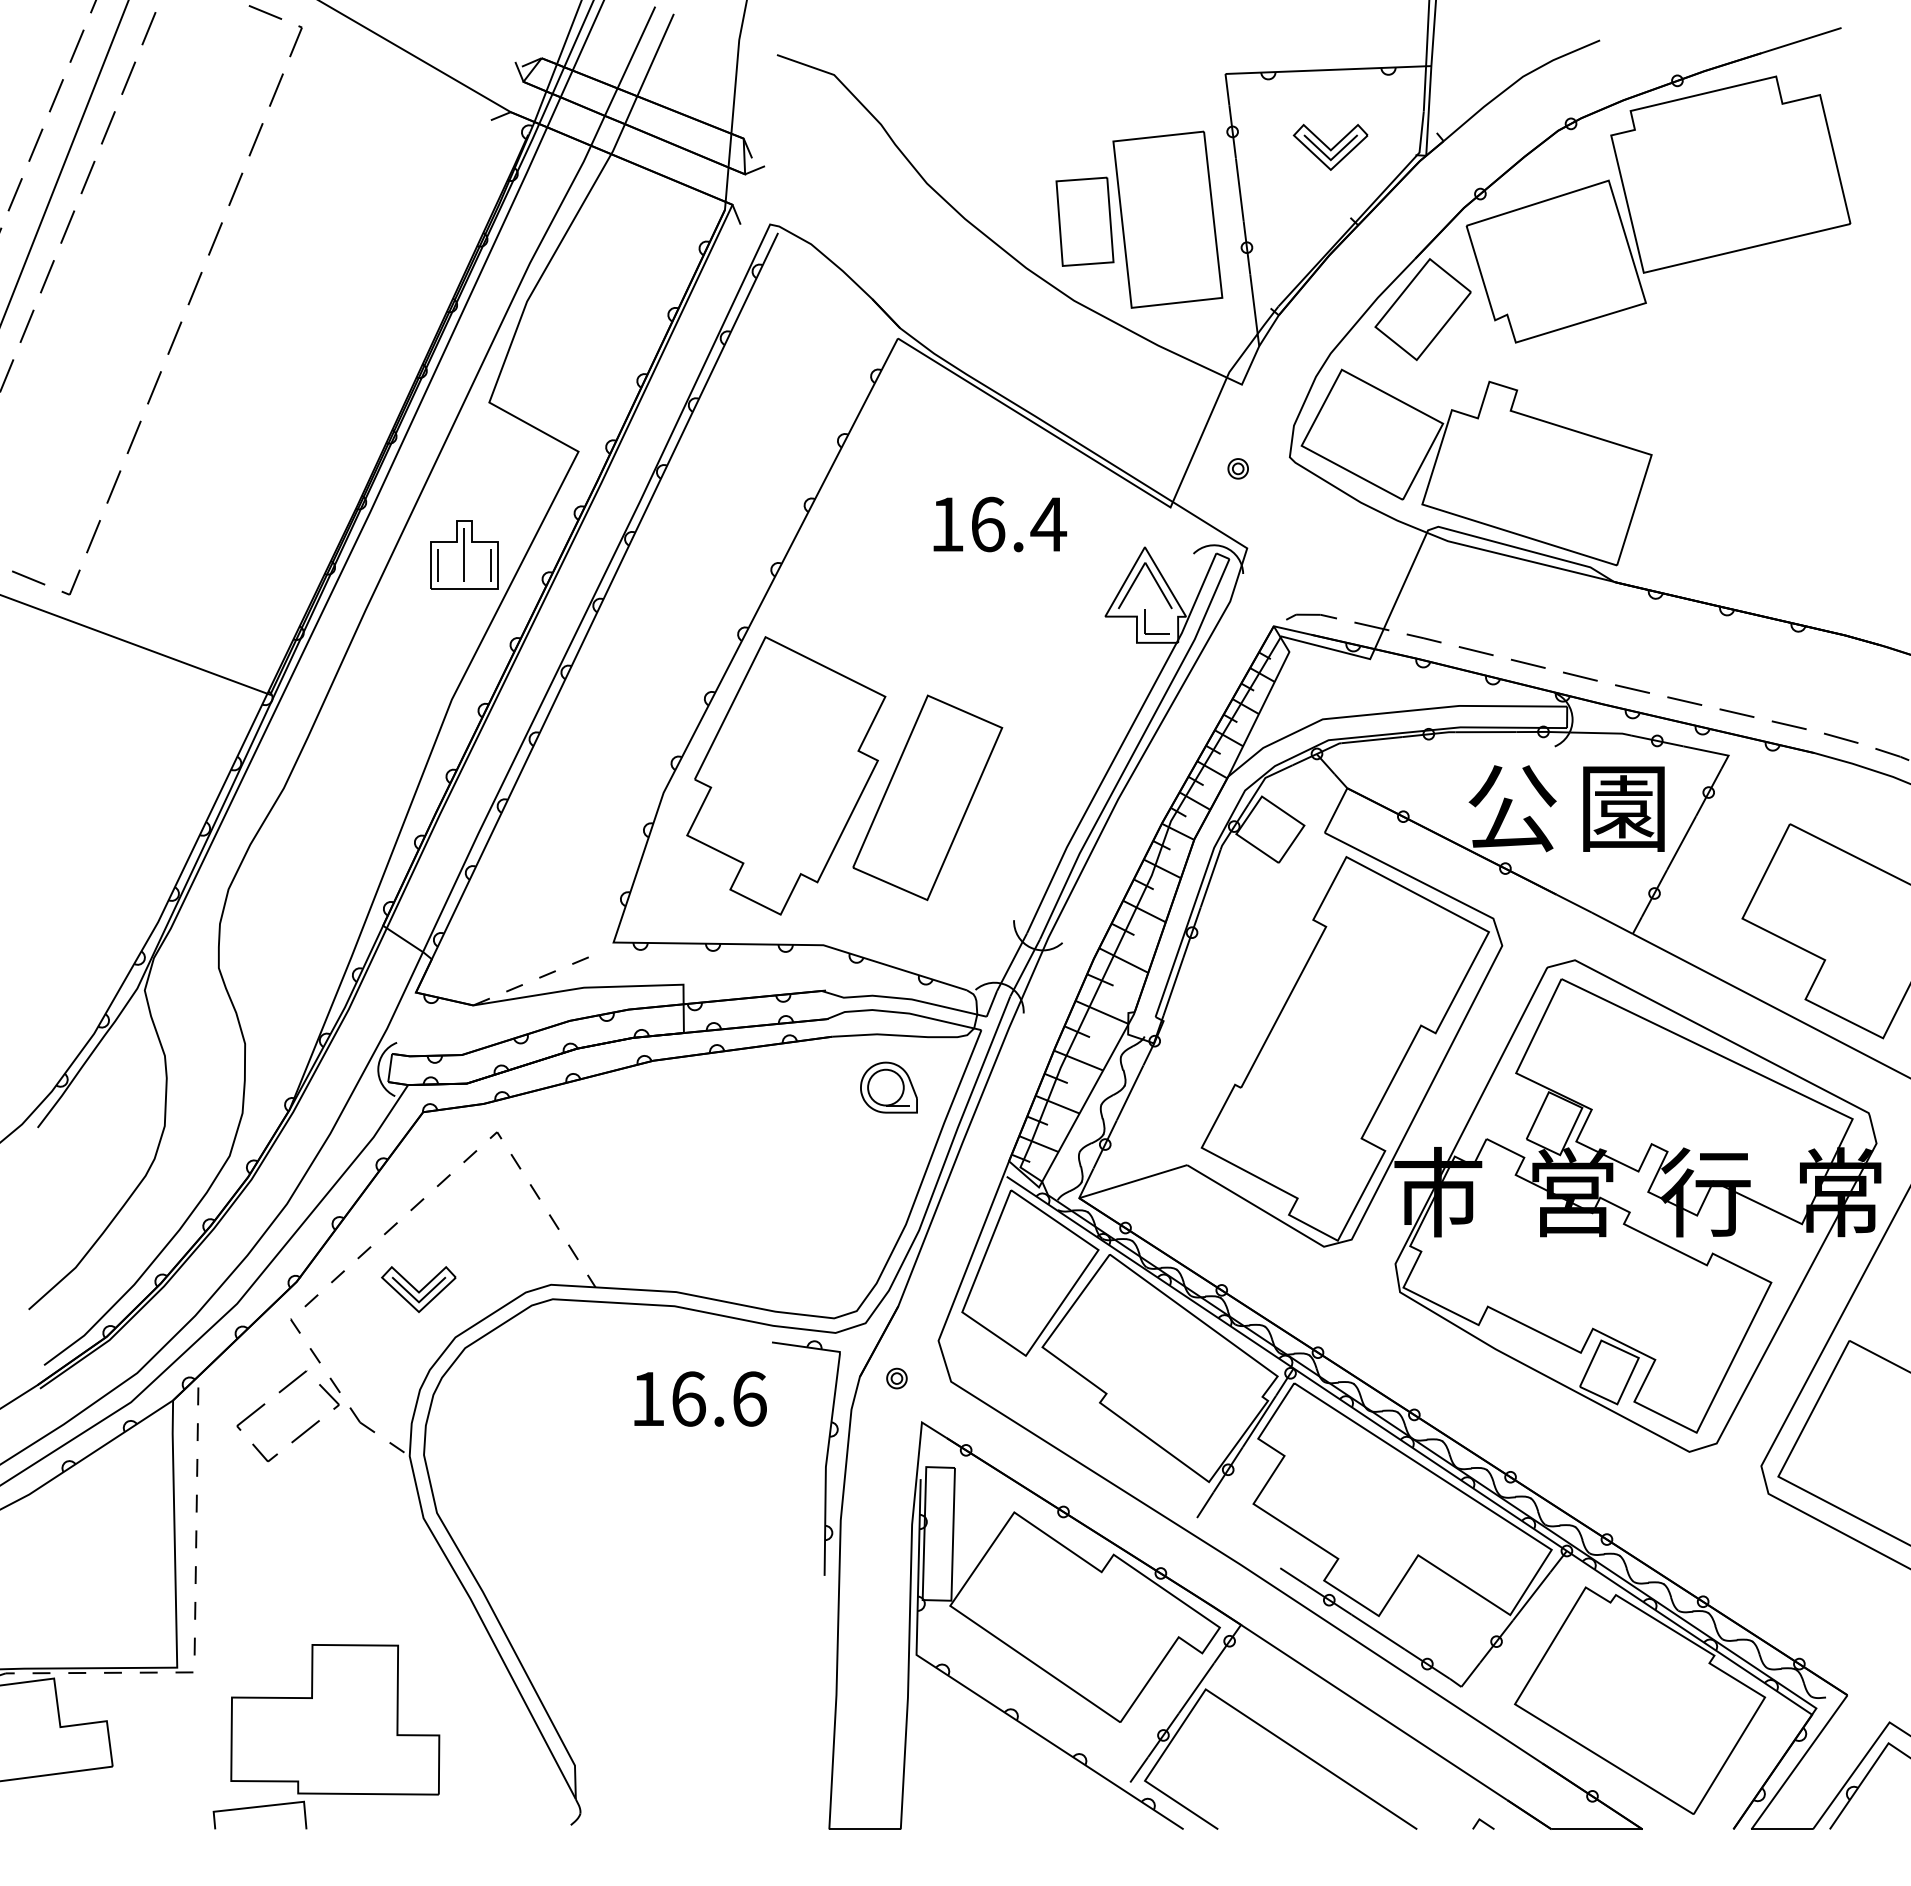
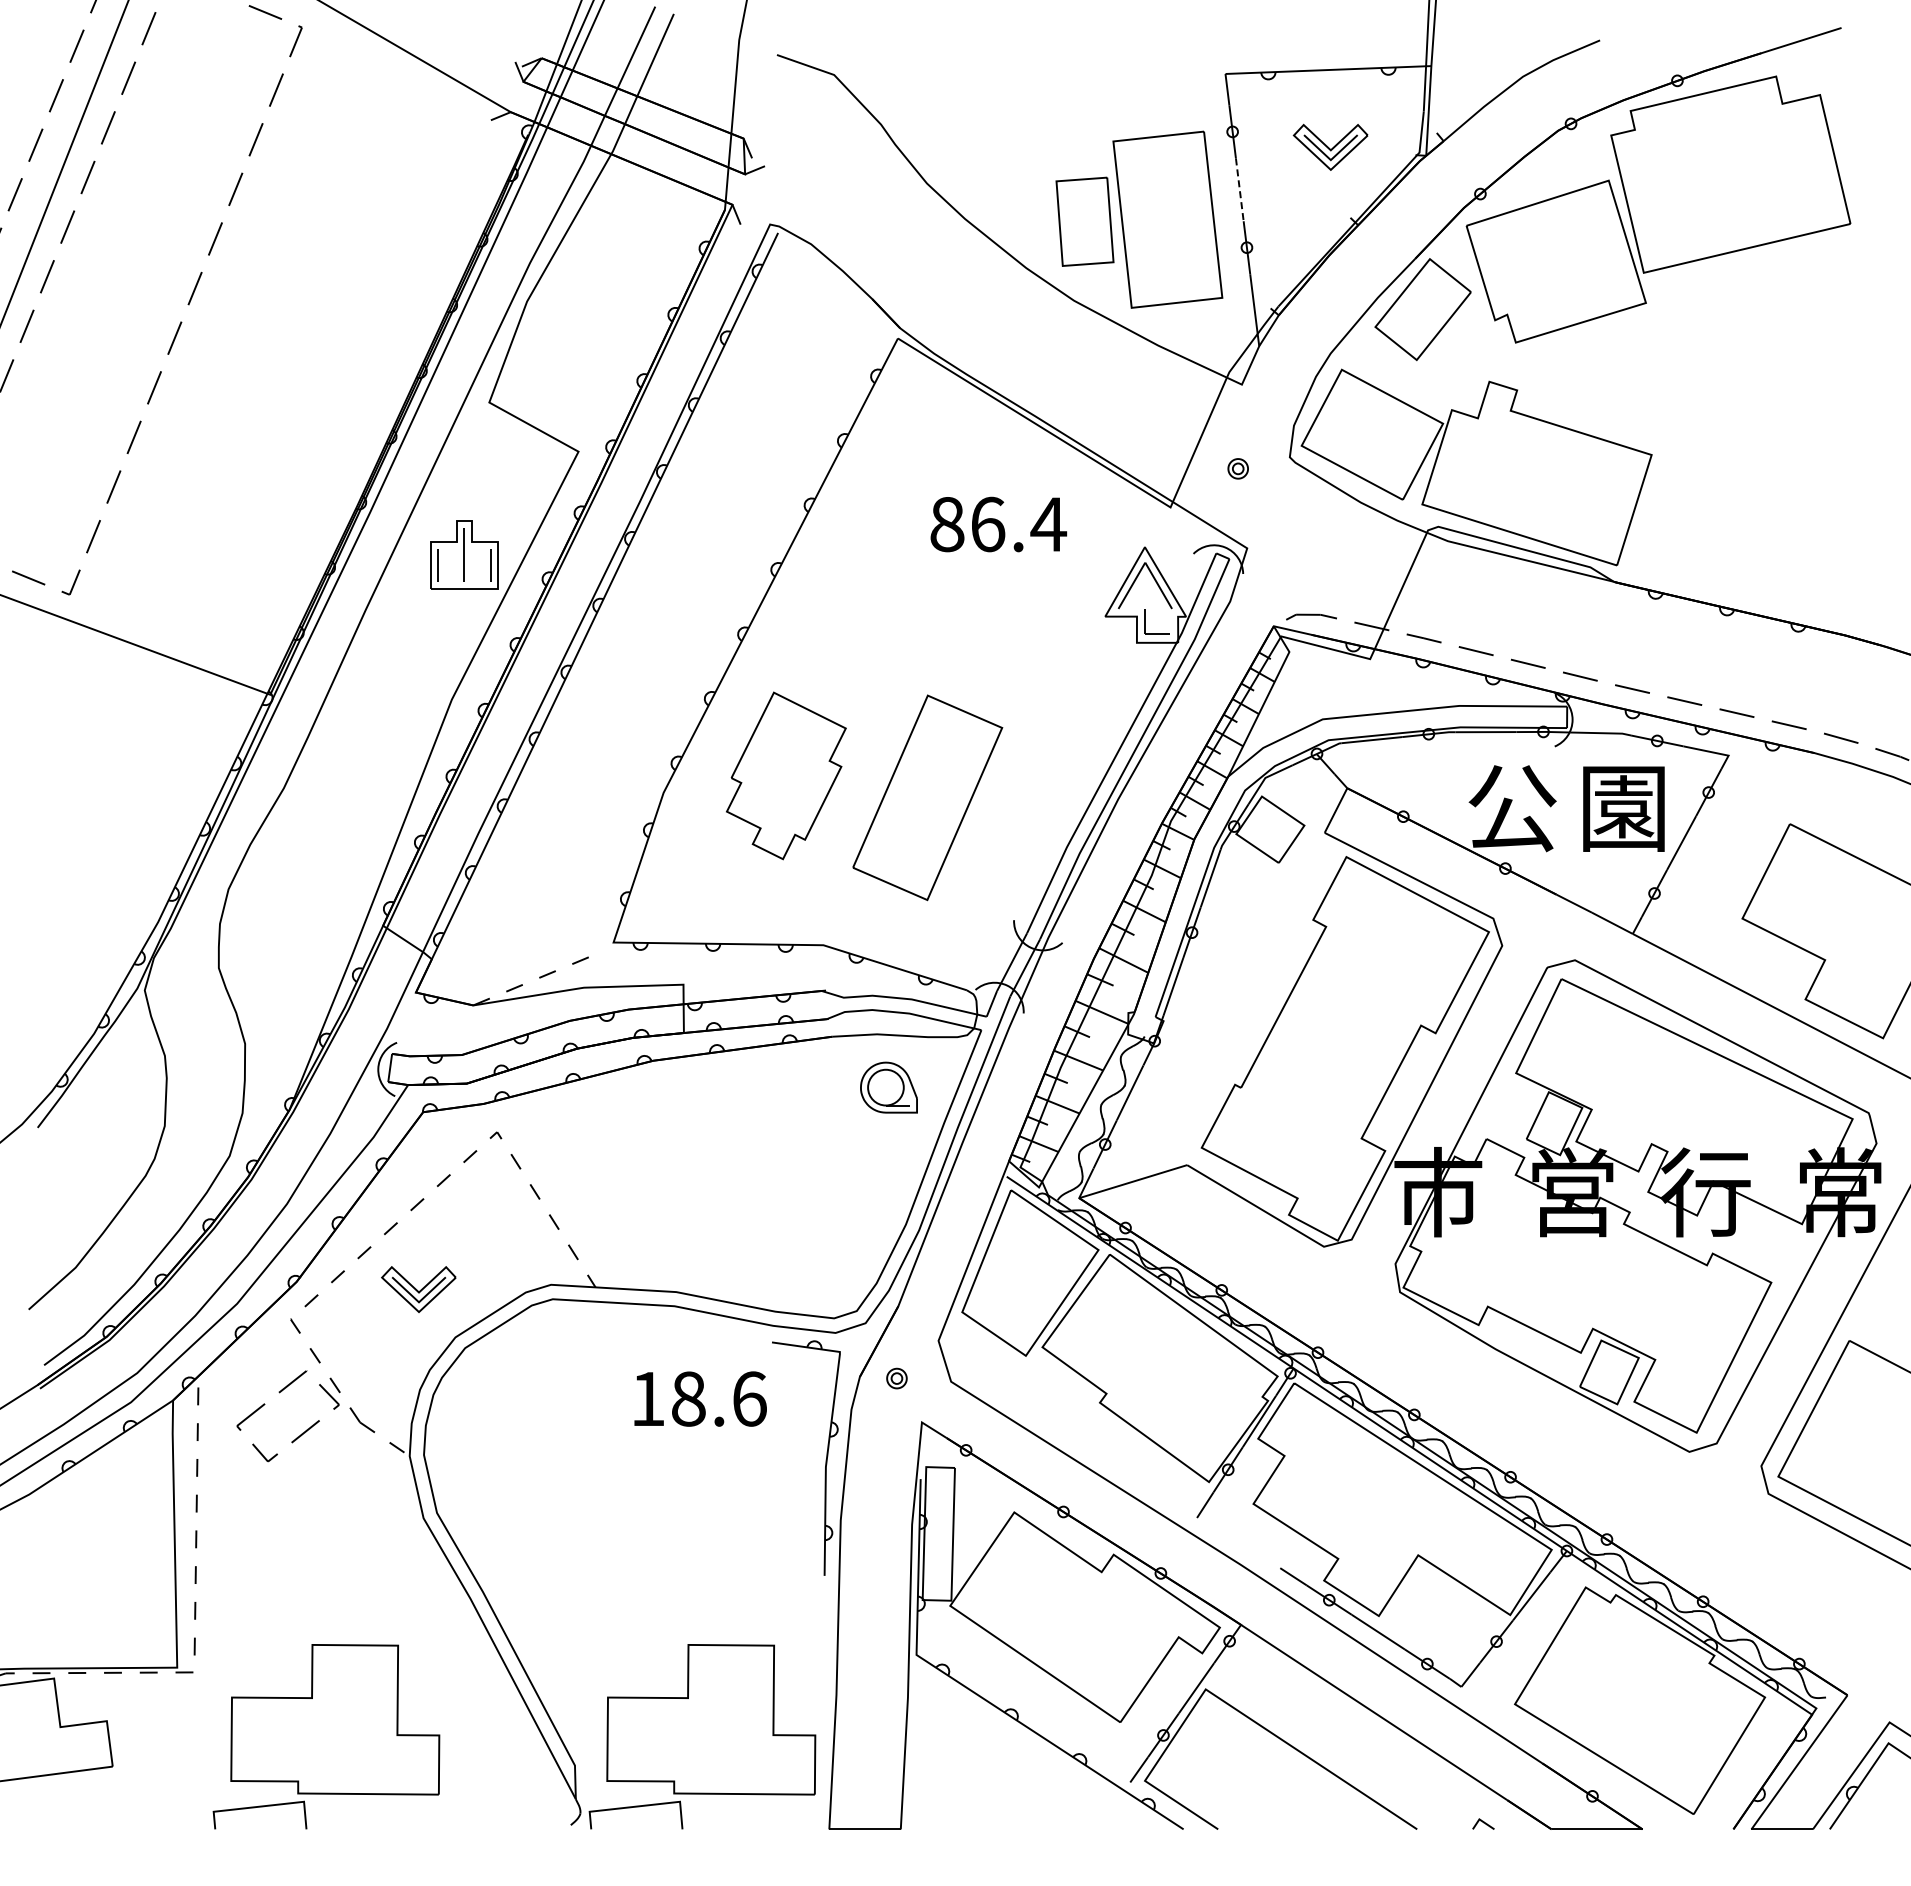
line: solid -> dashed (1239, 189)
text: 16.4 -> 86.4 (947, 524)
part size: 201x280 px -> 121x170 px (786, 775)
text: 16.6 -> 18.6 (688, 1398)
part: none -> present (702, 1736)
